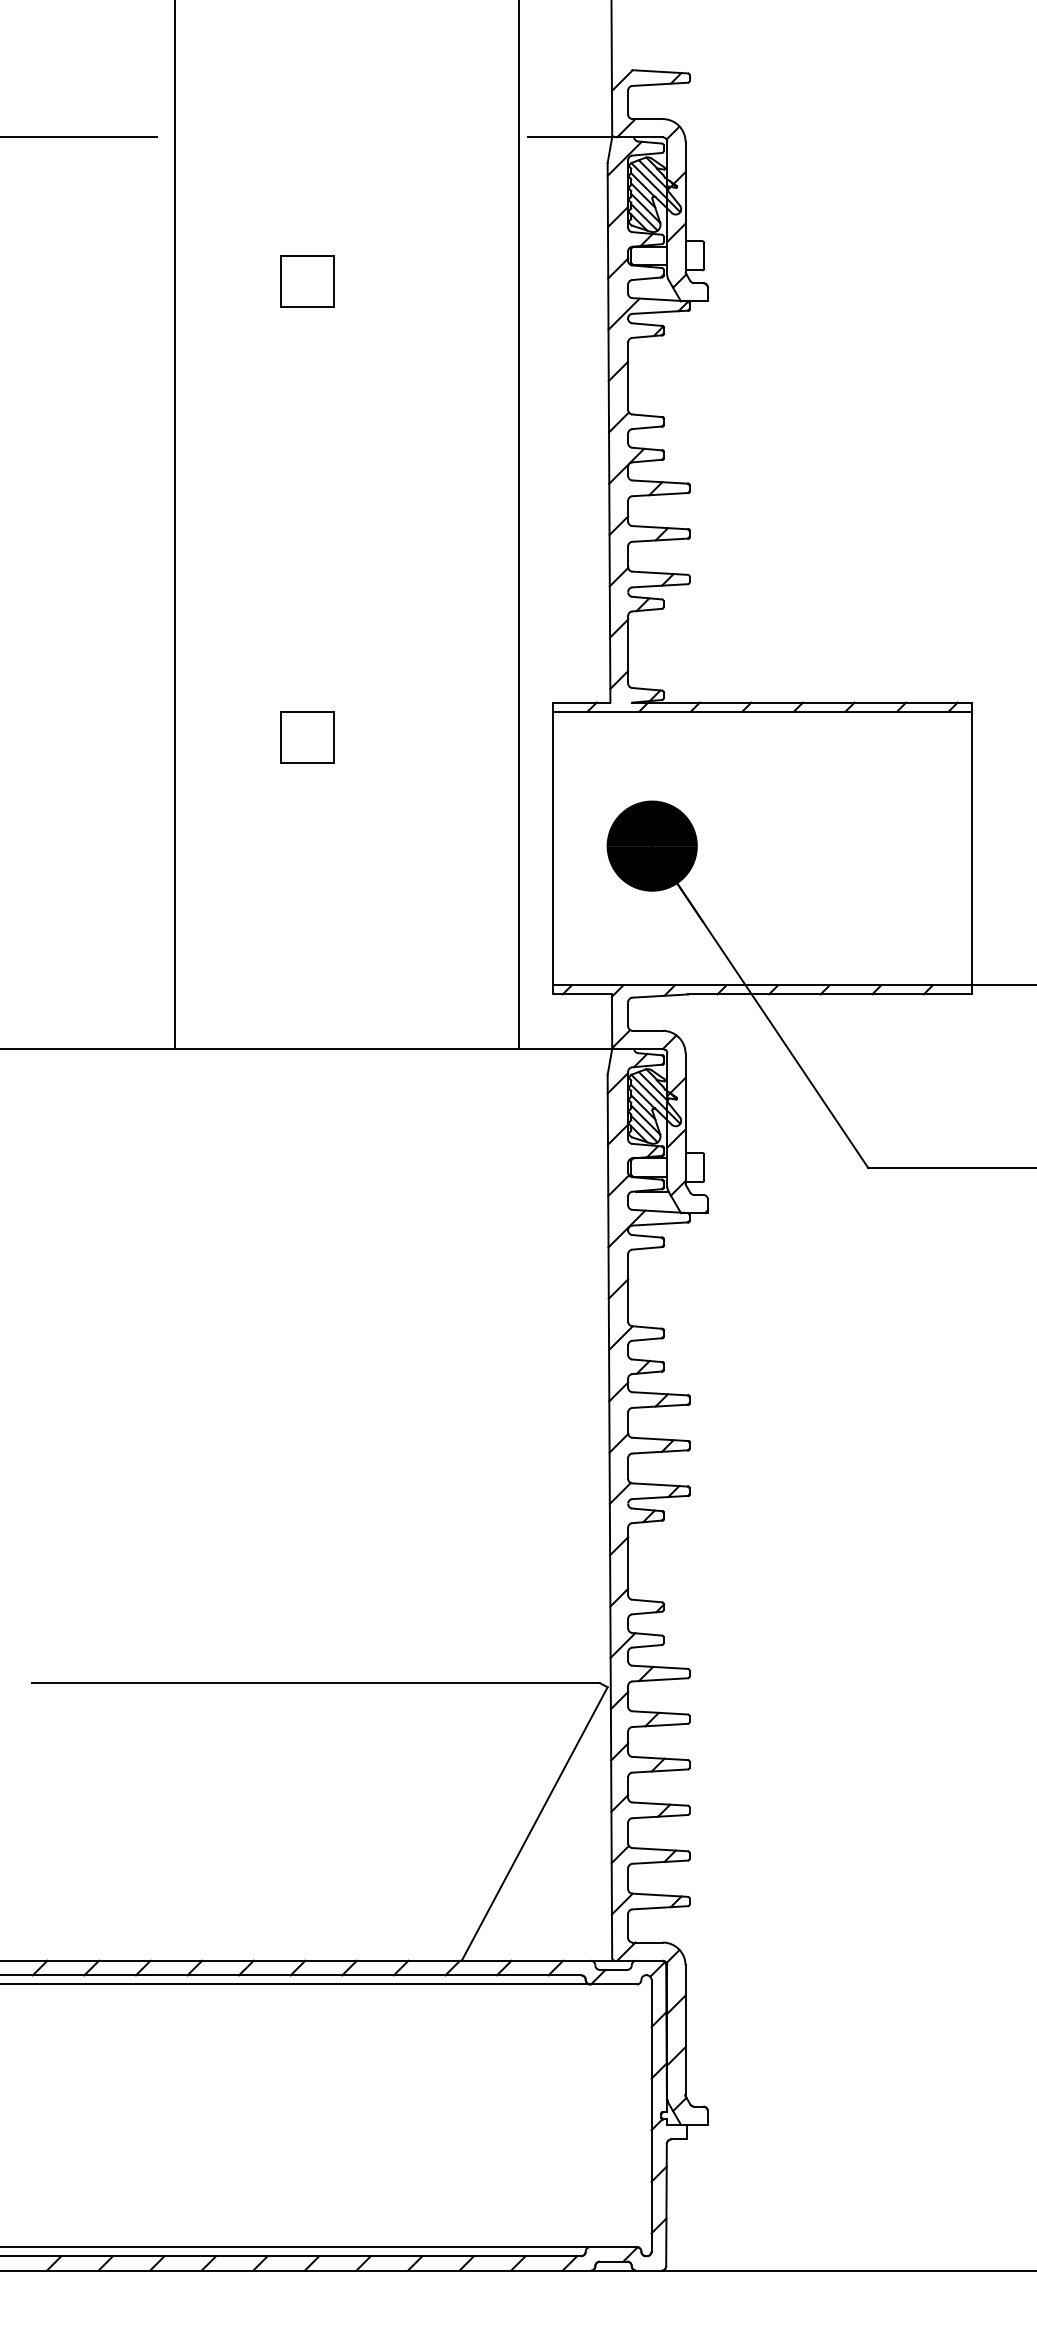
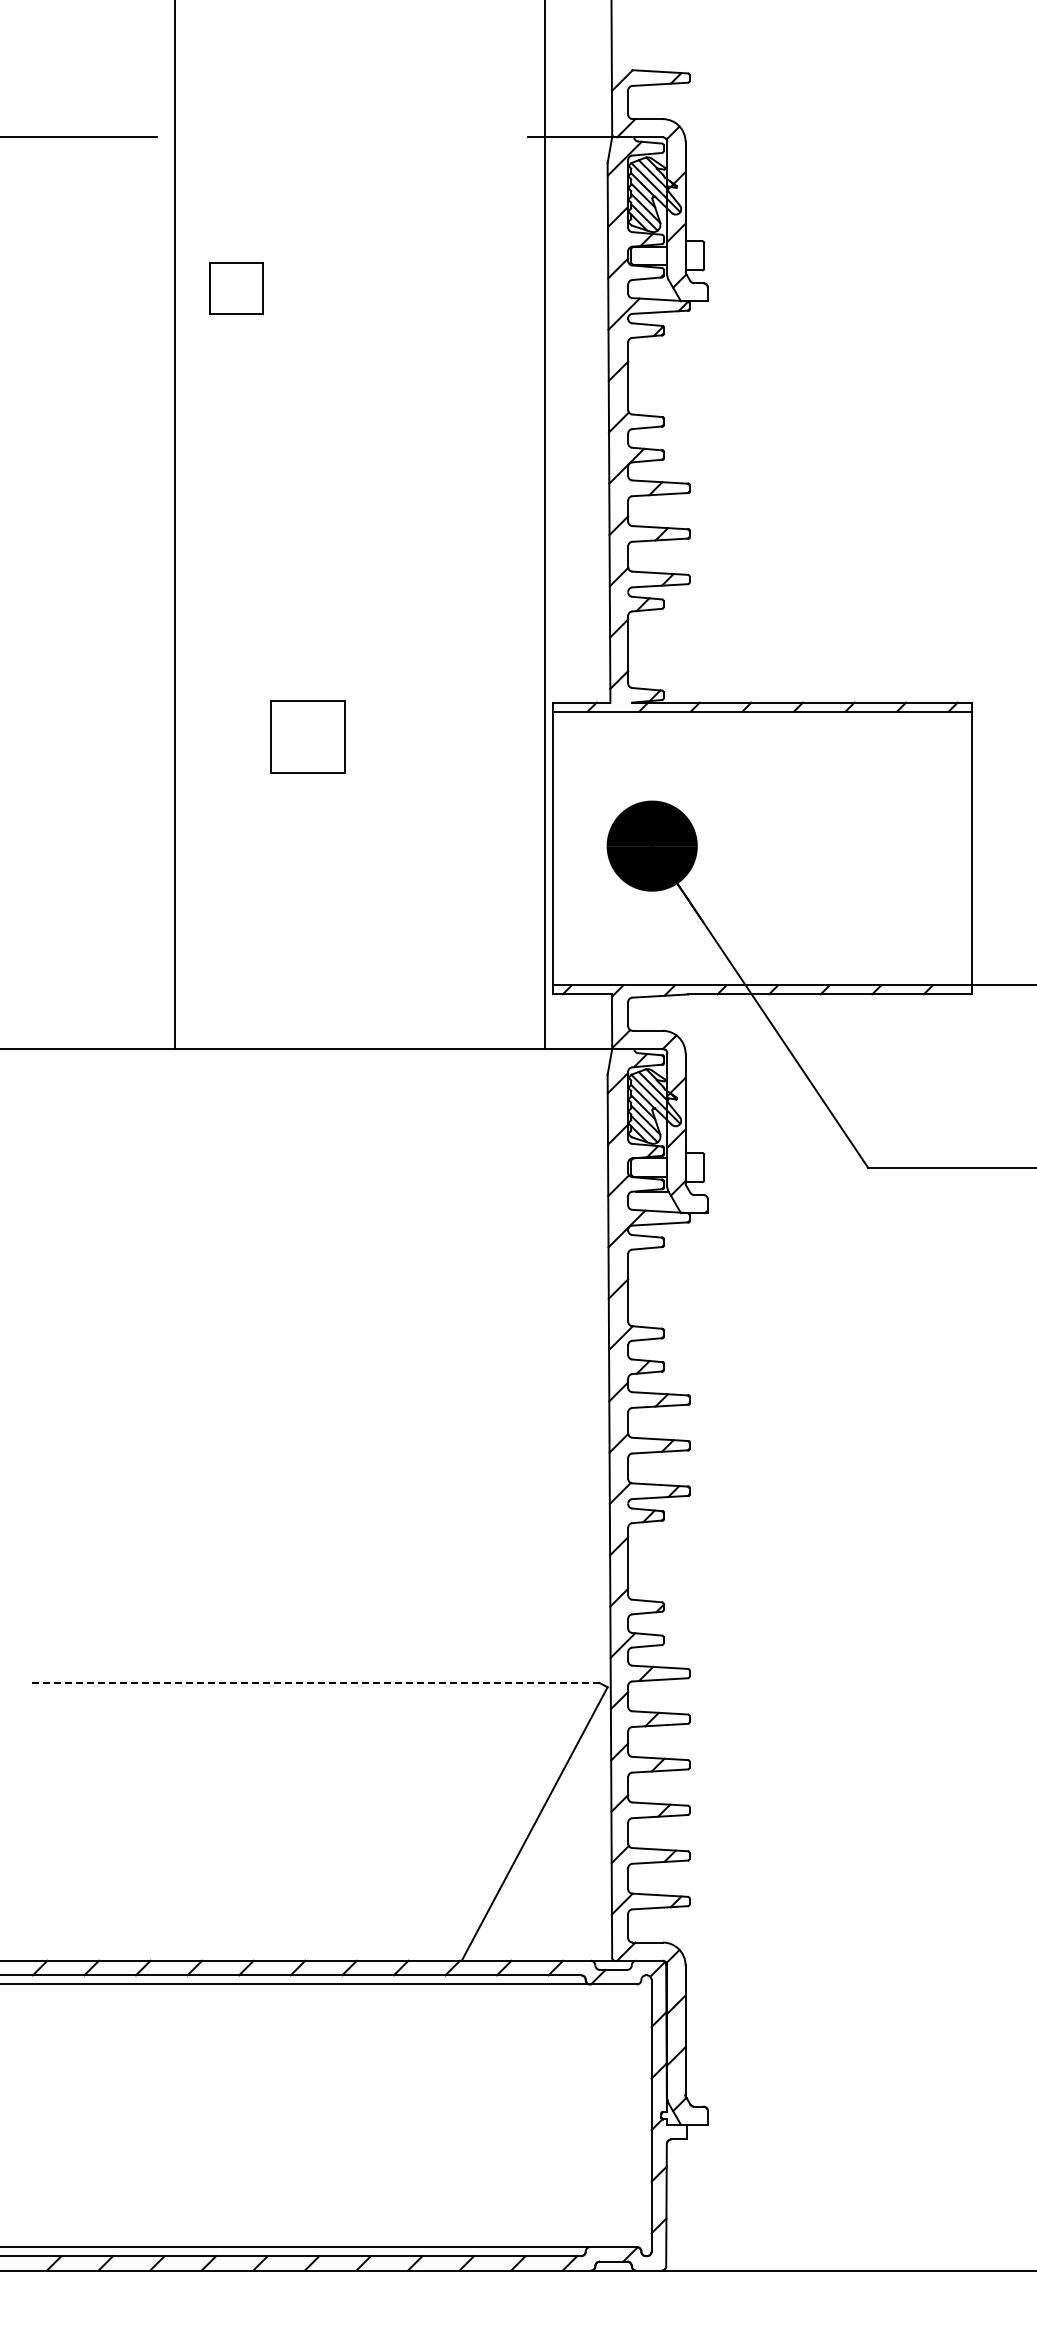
part position: (307, 281) -> (236, 288) (236, 288)
line position: (519, 525) -> (545, 525) (545, 525)
part size: 55x53 px -> 76x74 px (307, 736)
line: solid -> dashed (315, 1682)
